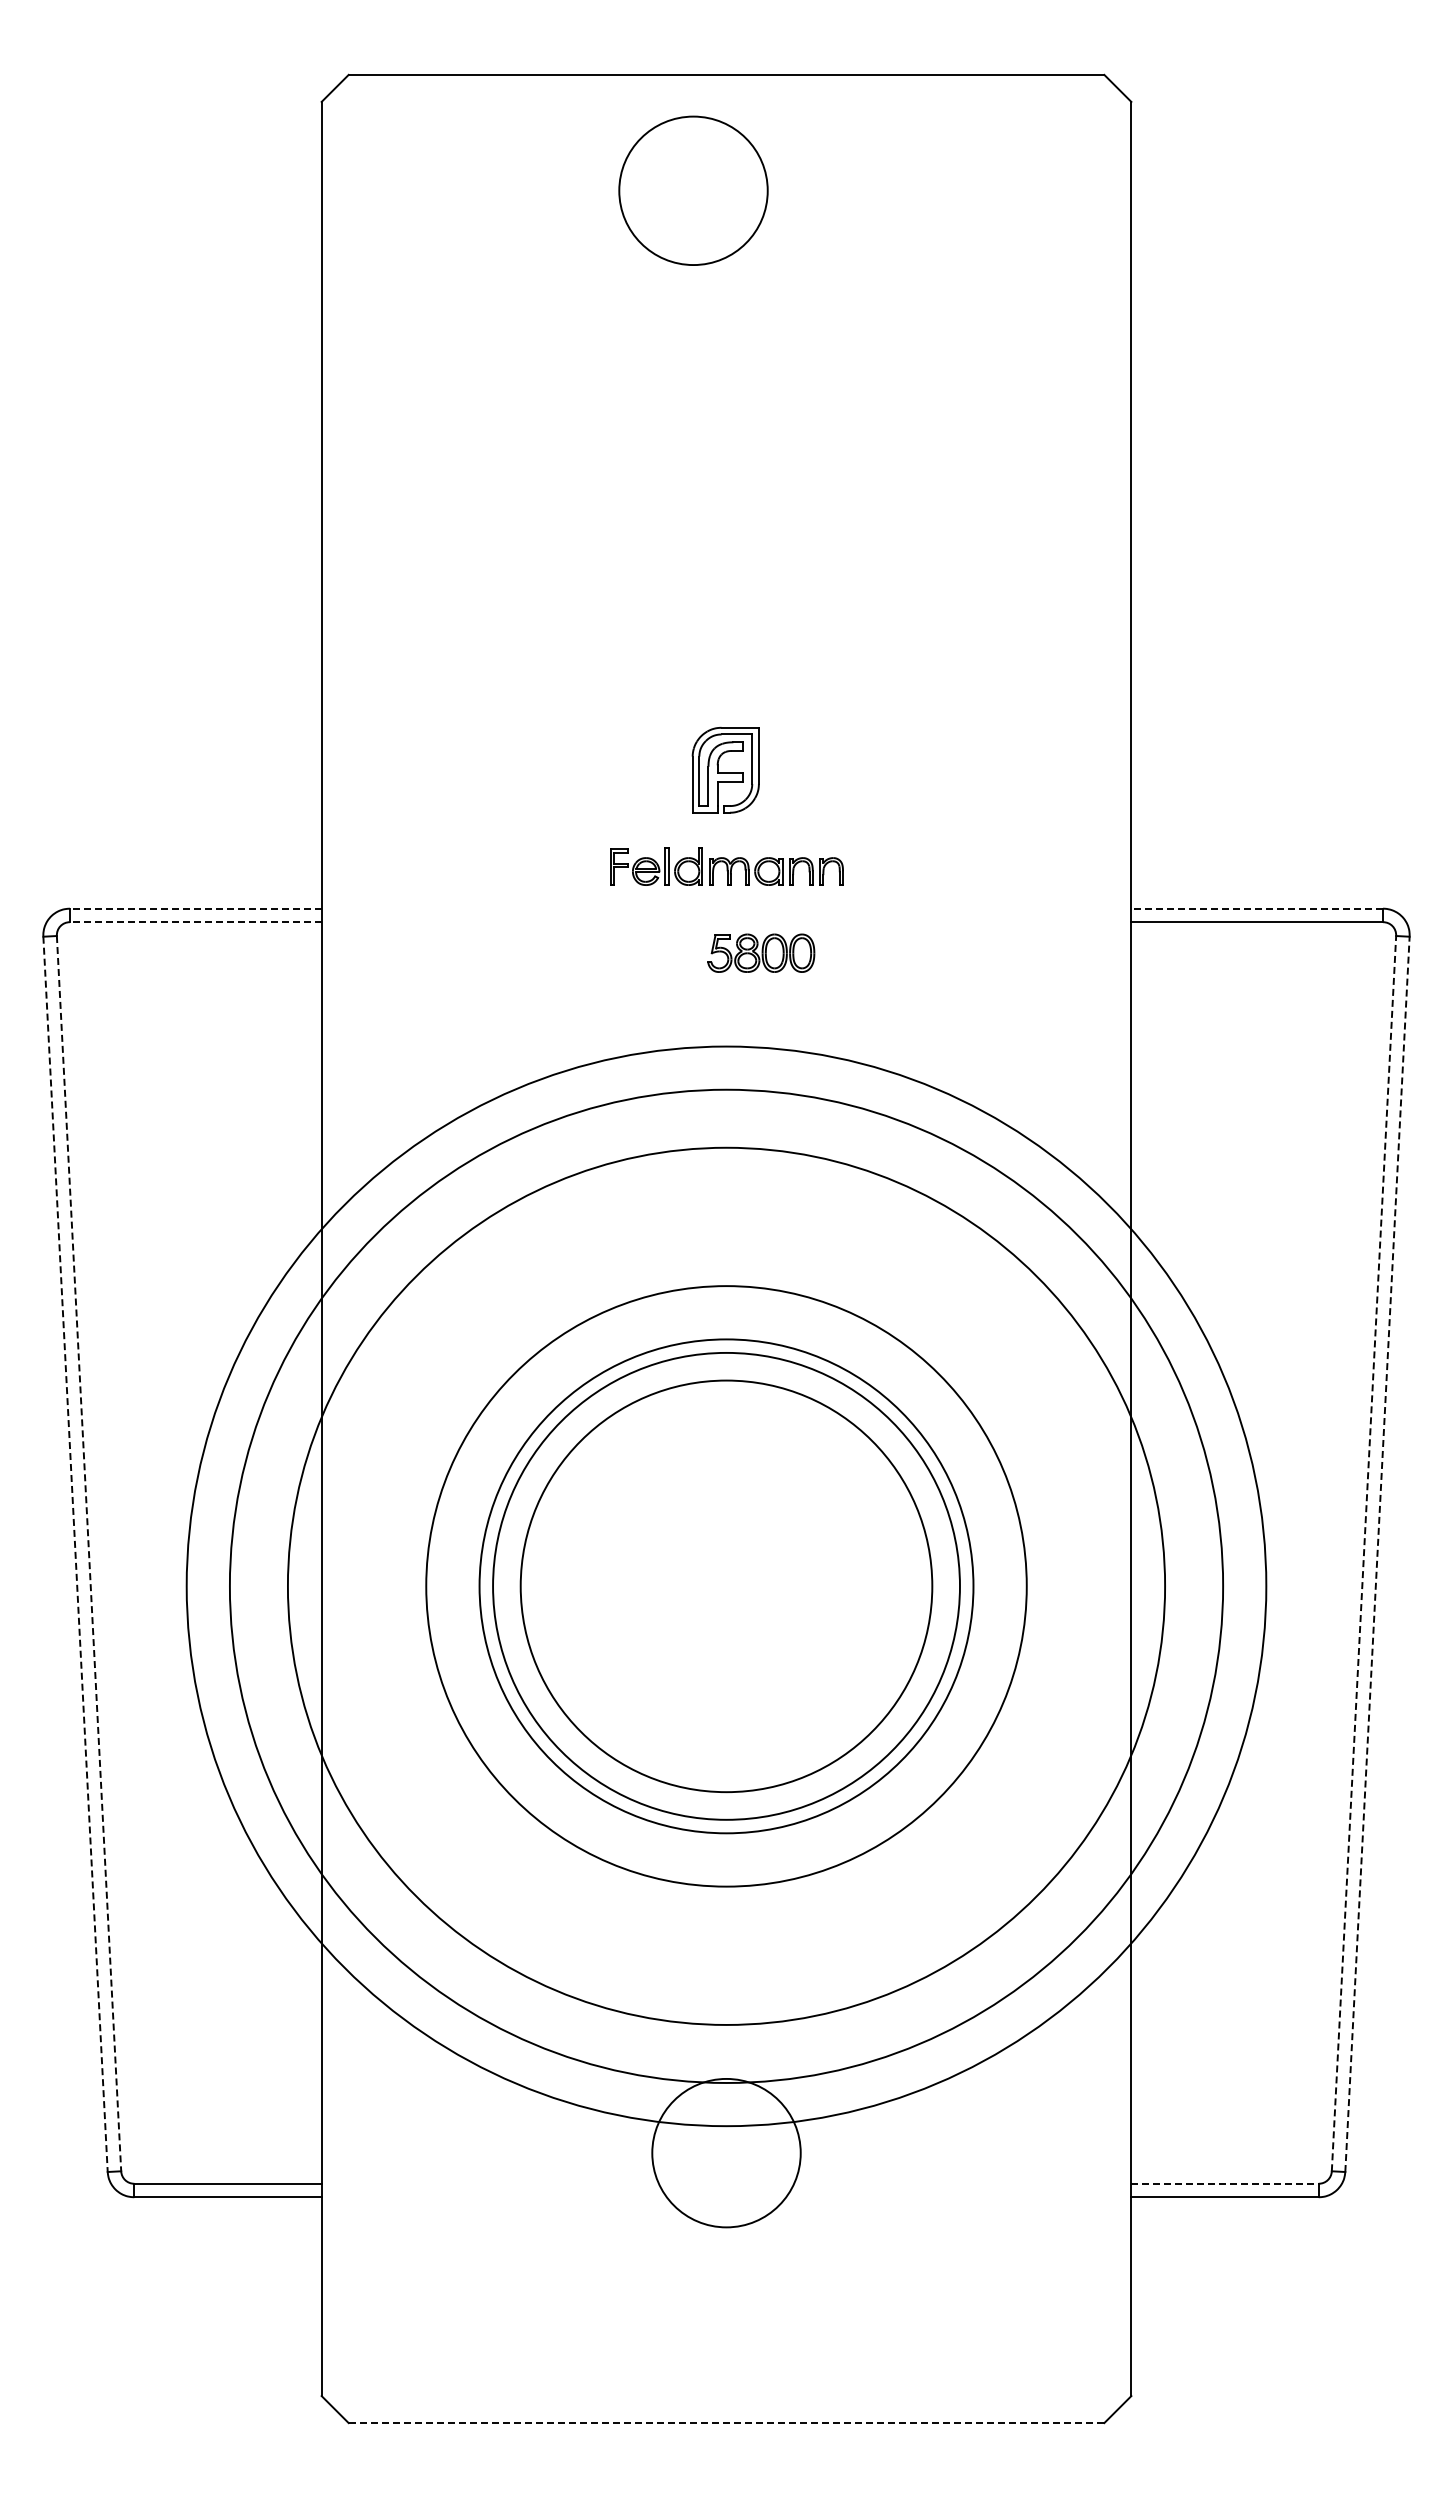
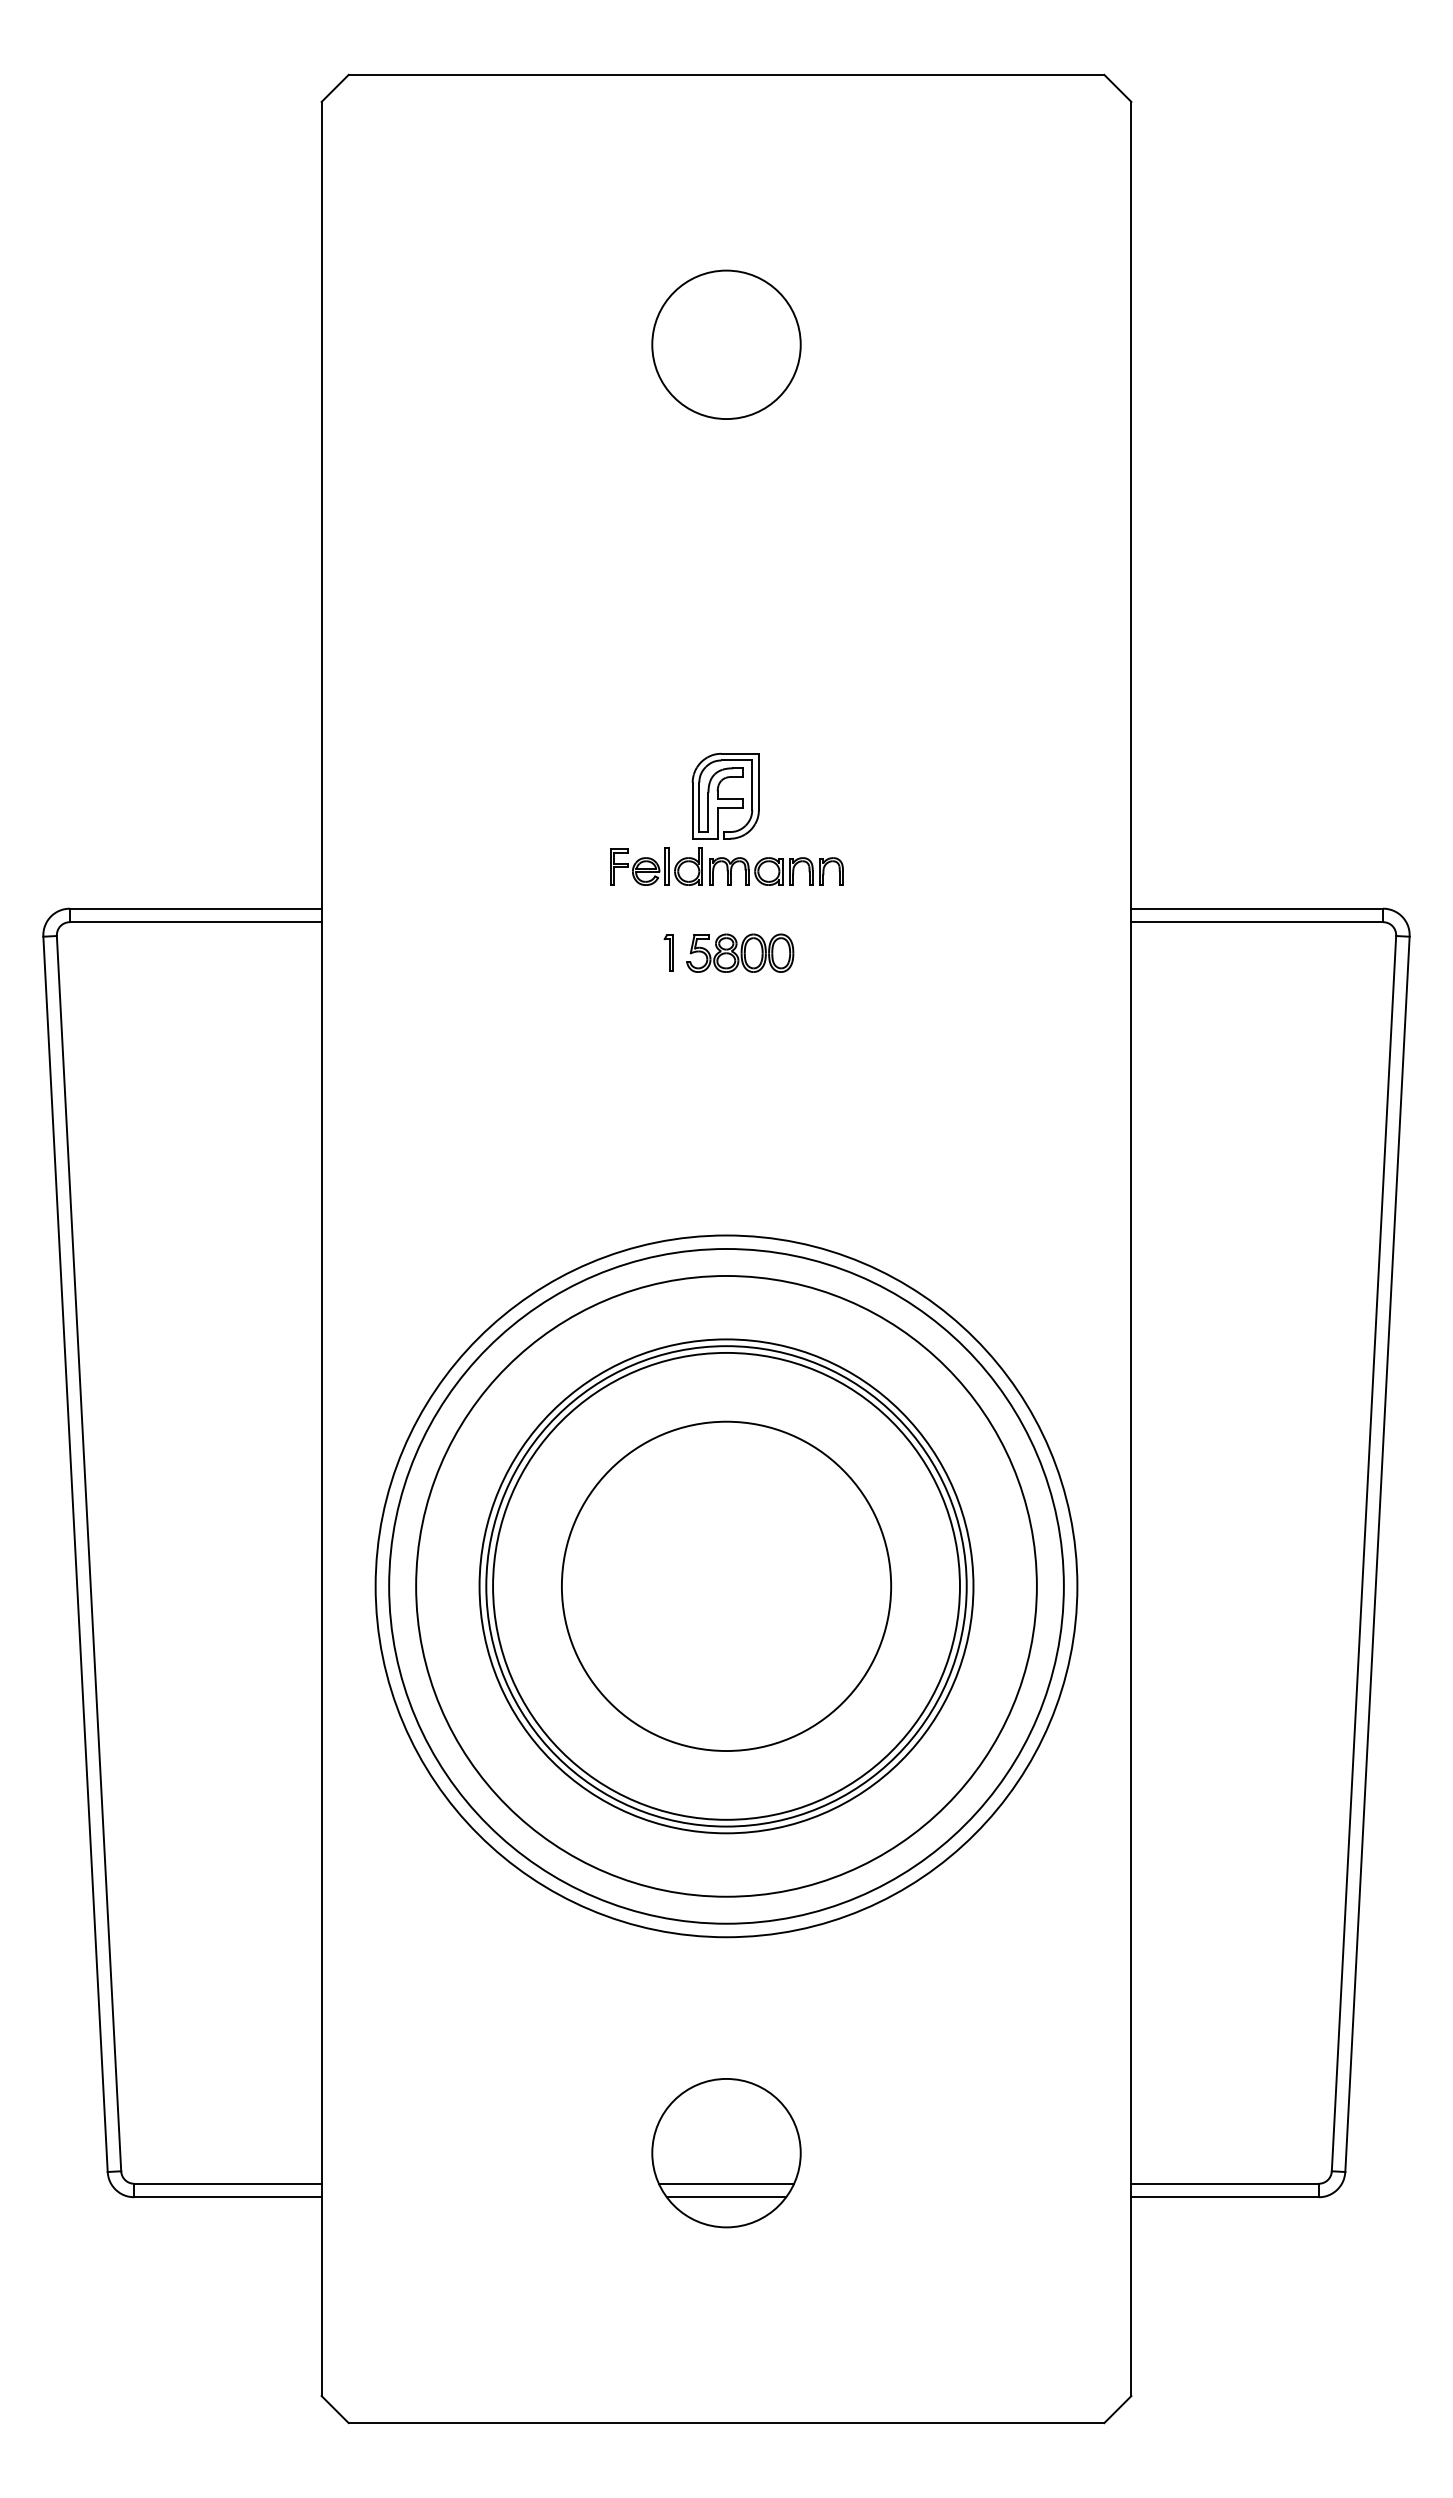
circle position: (693, 190) -> (726, 344) (726, 344)
part position: (725, 769) -> (725, 795) (725, 795)
line: dashed -> solid (195, 908)
line: dashed -> solid (1257, 908)
line: dashed -> solid (195, 922)
part: none -> present (668, 952)
part position: (761, 952) -> (740, 952) (740, 952)
line: dashed -> solid (1364, 1553)
line: dashed -> solid (1377, 1553)
line: dashed -> solid (75, 1554)
line: dashed -> solid (89, 1554)
circle diameter: 877 px -> 702 px (726, 1586)
circle diameter: 993 px -> 621 px (726, 1585)
circle diameter: 1080 px -> 675 px (726, 1586)
circle diameter: 412 px -> 329 px (726, 1586)
circle diameter: 601 px -> 480 px (726, 1586)
line: none -> present (726, 2183)
line: dashed -> solid (1225, 2183)
line: none -> present (726, 2197)
line: dashed -> solid (726, 2423)
